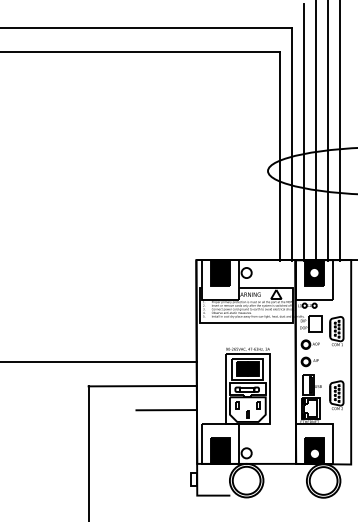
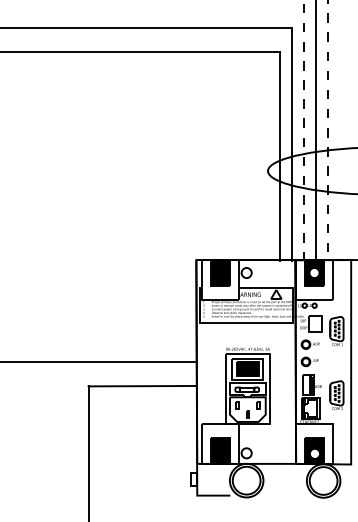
line: solid -> dashed (327, 130)
line: present -> none (339, 131)
line: solid -> dashed (303, 132)
line: present -> none (166, 410)
